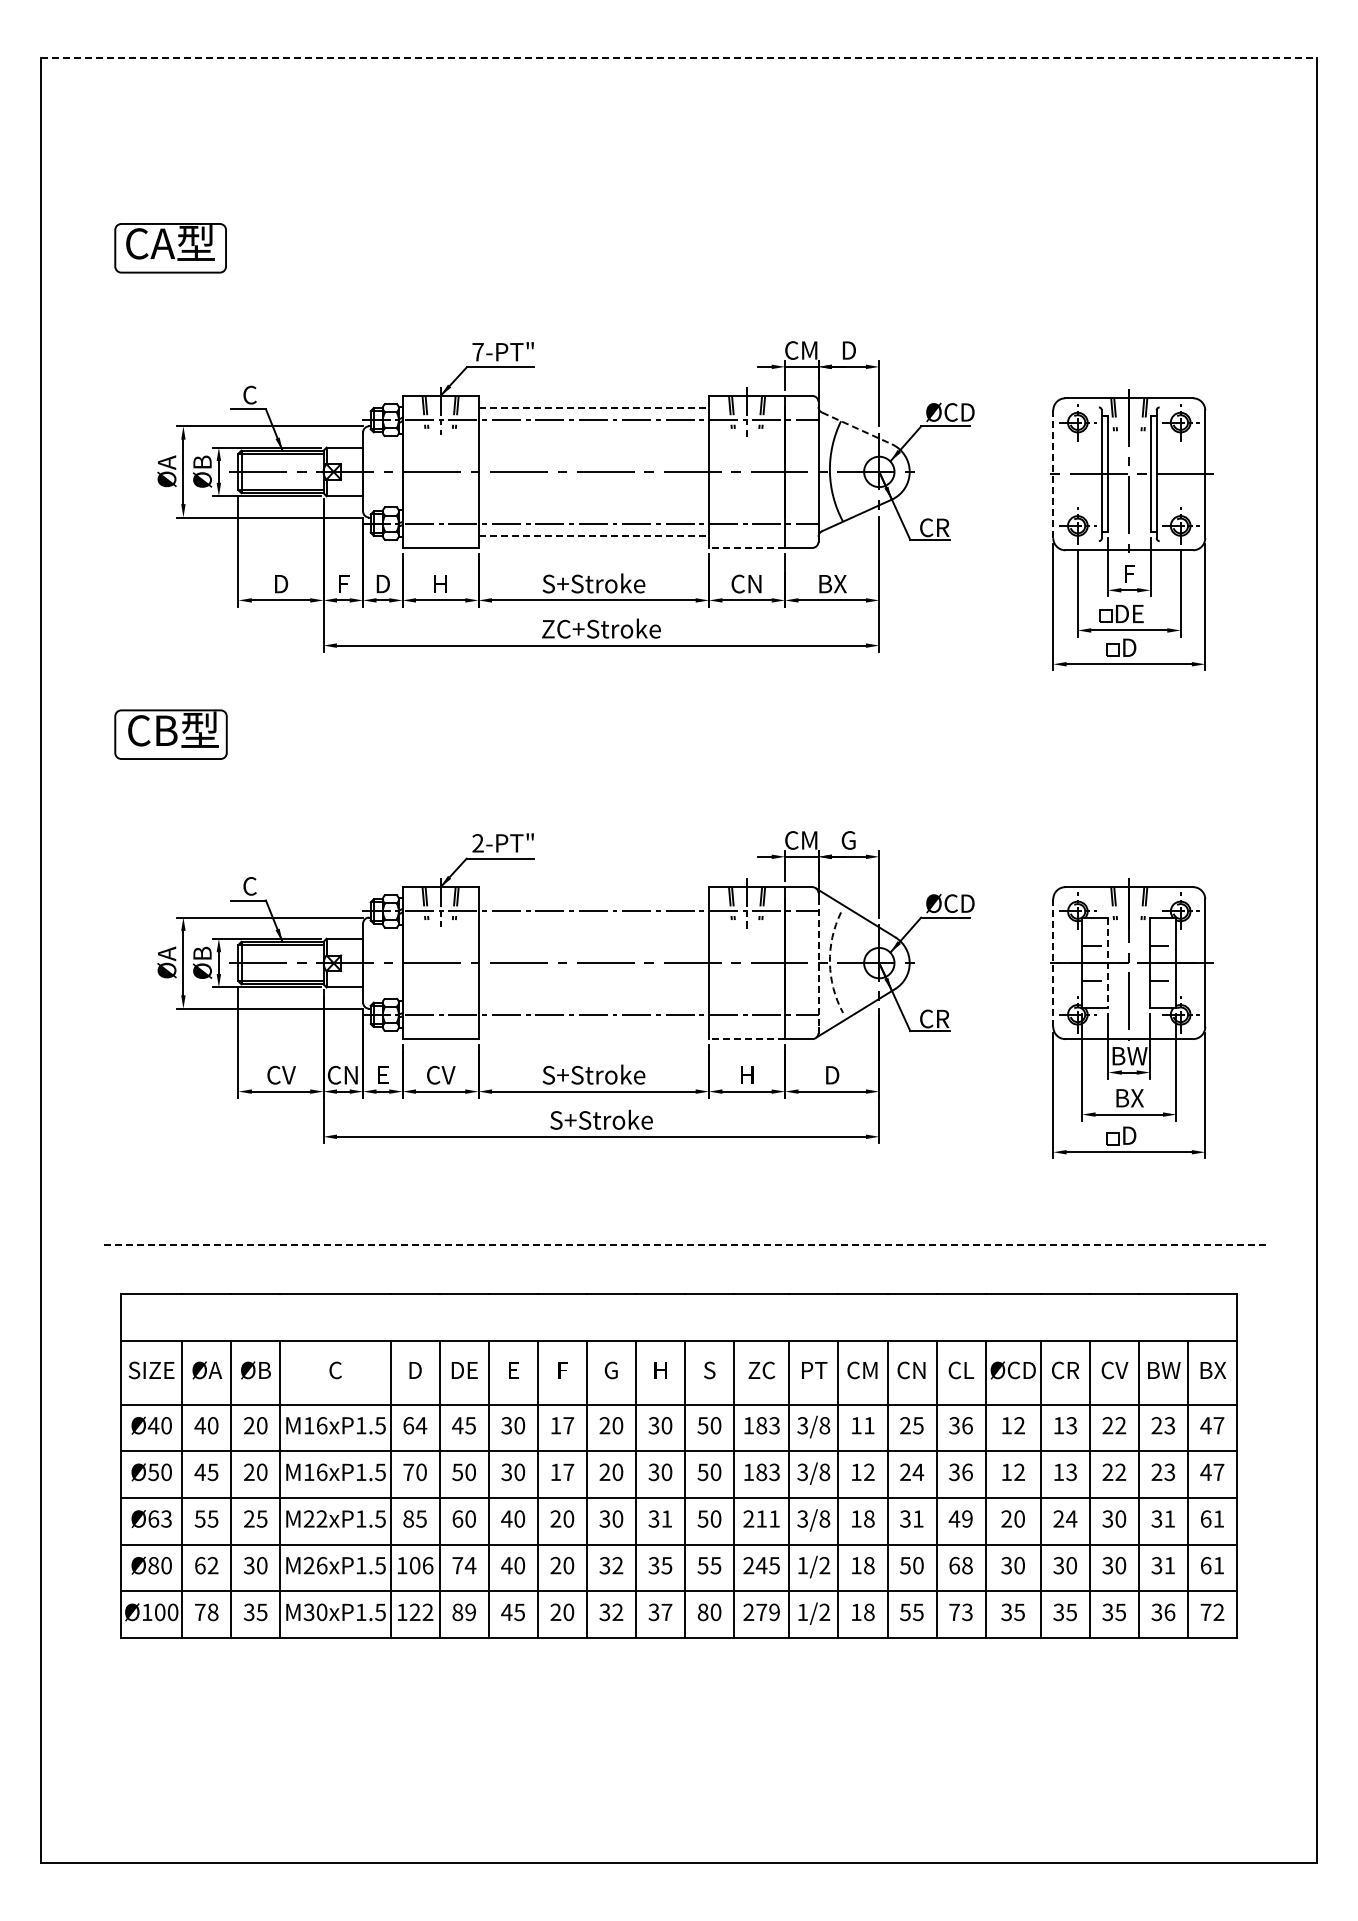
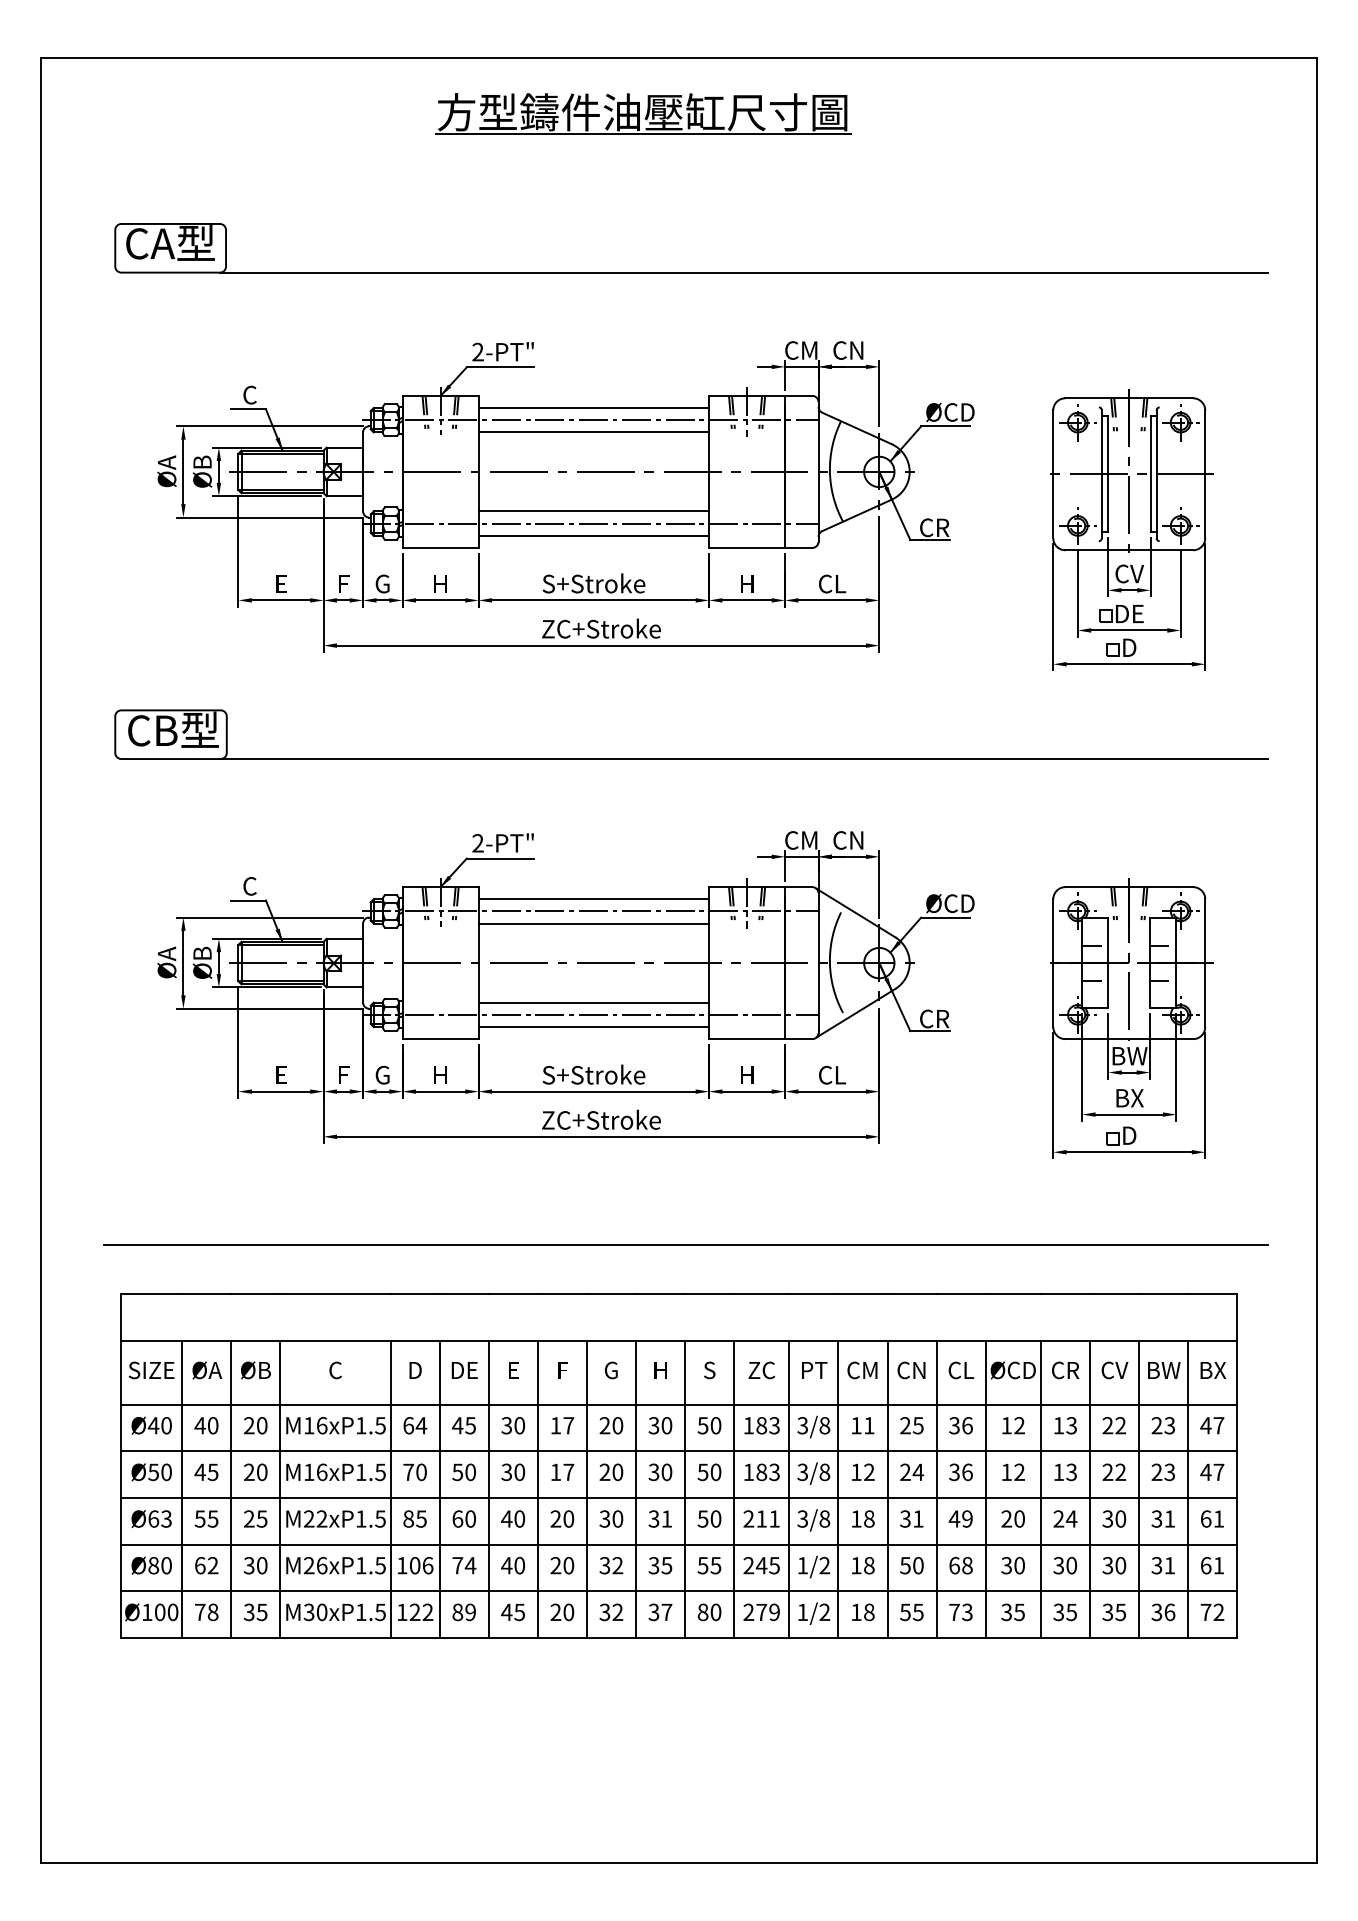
line: dashed -> solid (679, 57)
part: none -> present (643, 113)
line: none -> present (743, 272)
text: D -> CN (848, 350)
text: 7-PT" -> 2-PT" (477, 351)
line: dashed -> solid (594, 408)
line: dashed -> solid (857, 428)
line: none -> present (593, 432)
line: dashed -> solid (1053, 474)
line: none -> present (593, 511)
line: dashed -> solid (594, 535)
line: dashed -> solid (747, 547)
text: F -> CV (1129, 573)
text: D -> G (382, 583)
text: CN -> H (746, 583)
text: BX -> CL (832, 583)
text: D -> E (281, 584)
line: none -> present (744, 759)
text: G -> CN (848, 840)
line: none -> present (593, 899)
line: none -> present (593, 923)
arc: dashed -> solid (829, 962)
line: dashed -> solid (1053, 963)
line: dashed -> solid (1108, 963)
line: dashed -> solid (818, 964)
line: none -> present (593, 1002)
line: none -> present (593, 1026)
line: dashed -> solid (747, 1039)
text: CV -> E (281, 1074)
text: CN -> F (342, 1074)
text: E -> G (382, 1074)
text: CV -> H (441, 1074)
text: D -> CL (832, 1074)
text: S+Stroke -> ZC+Stroke (601, 1119)
line: dashed -> solid (686, 1245)
